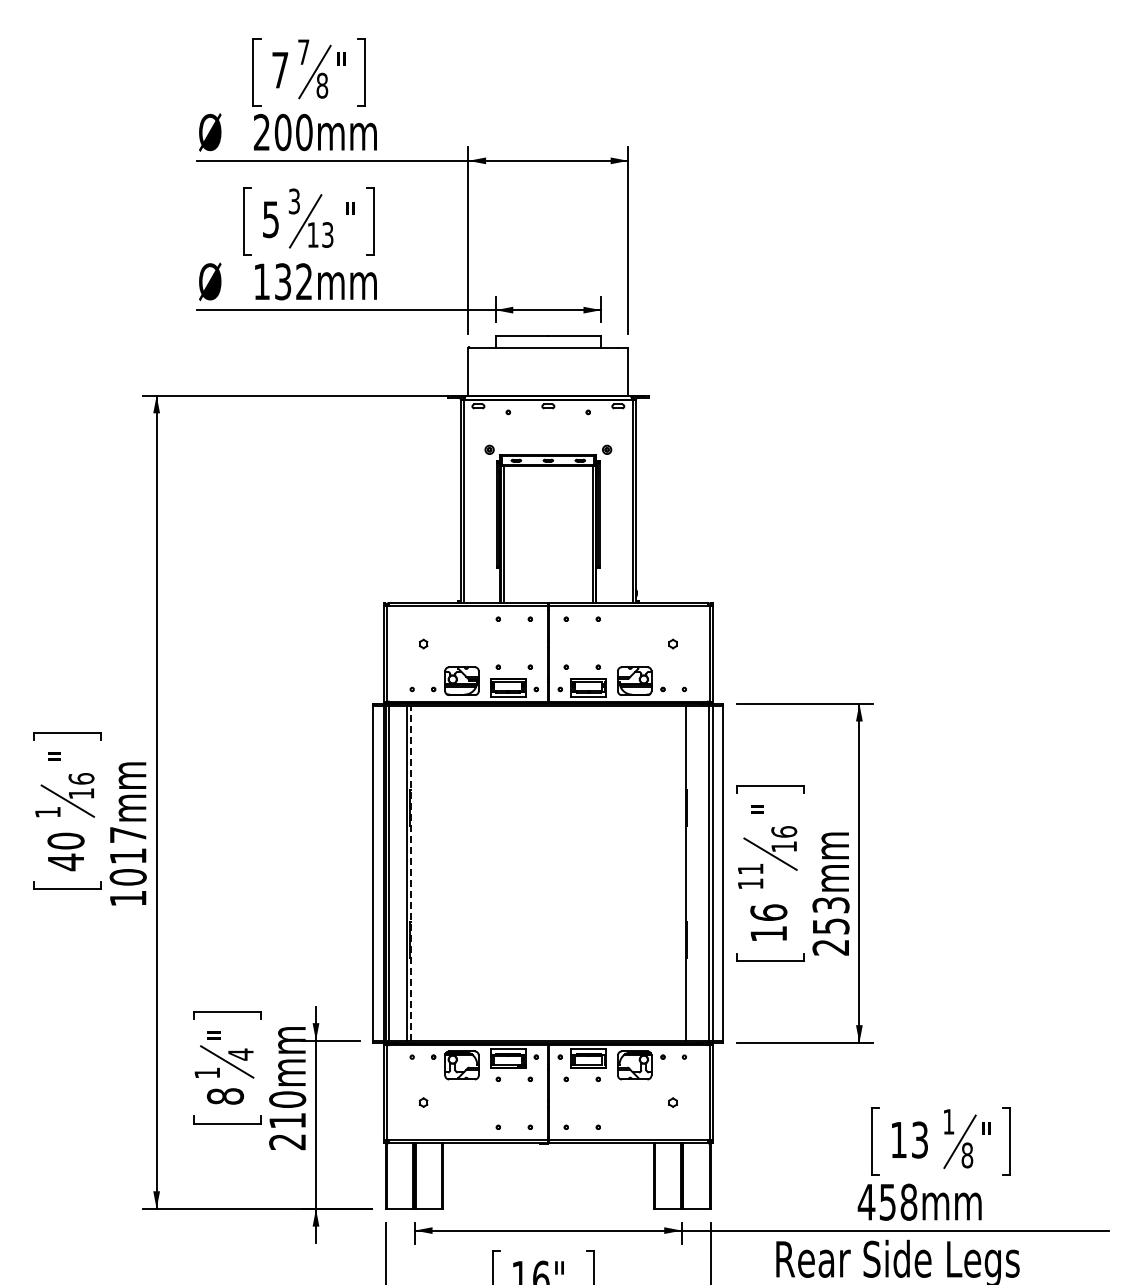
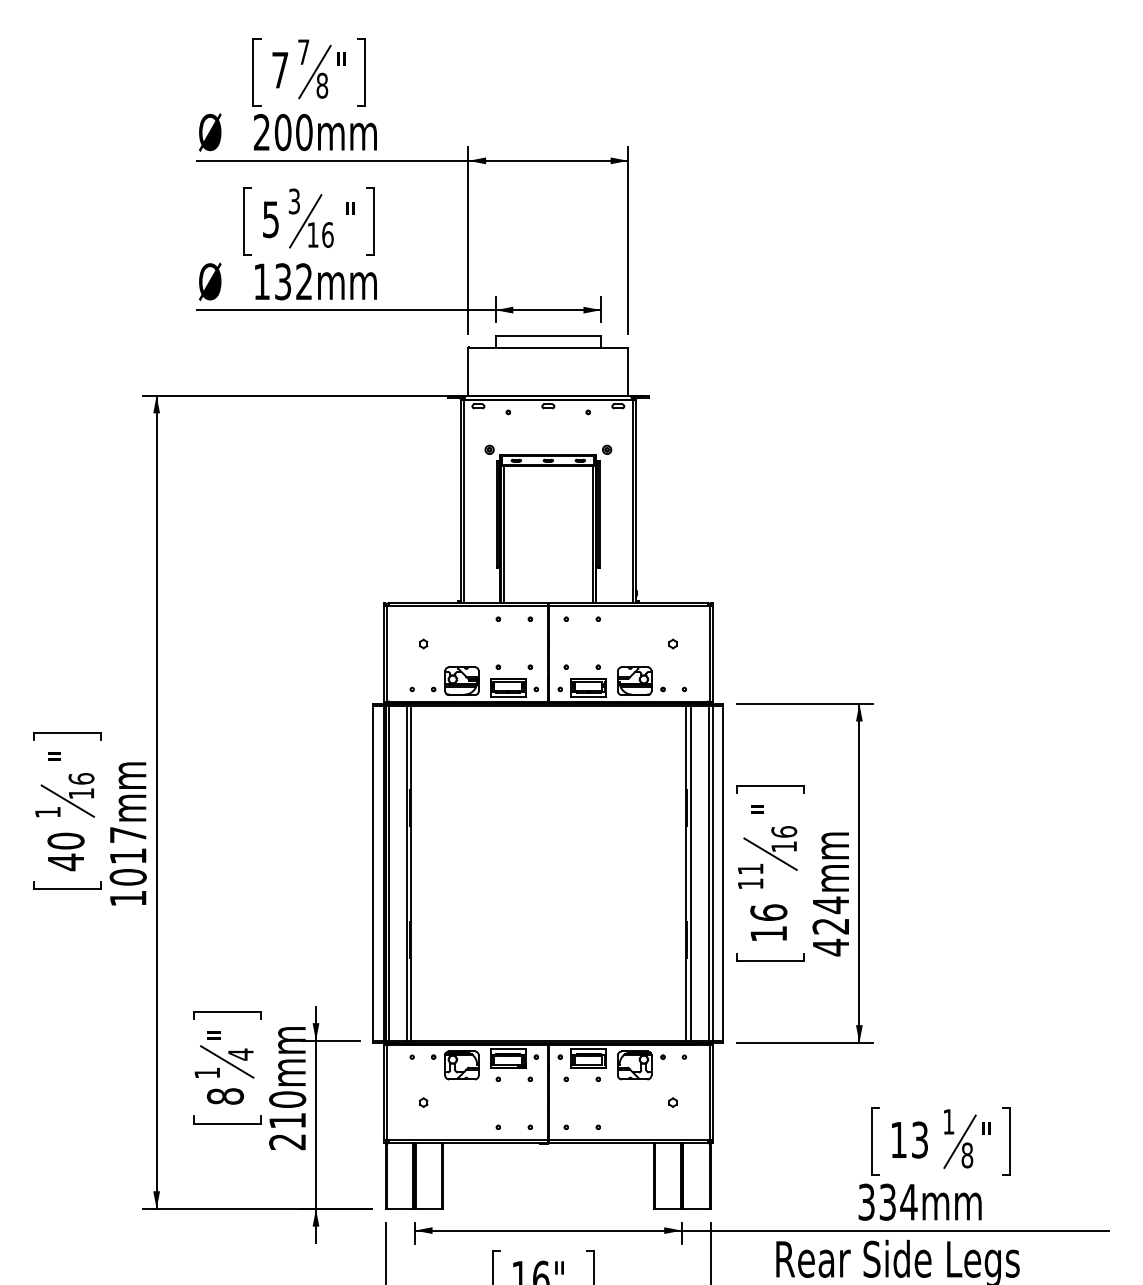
text: 13 -> 16 (327, 234)
line: dashed -> solid (411, 872)
line: none -> present (691, 872)
text: 253mm -> 424mm (830, 926)
text: 458mm -> 334mm (887, 1201)
